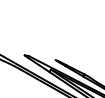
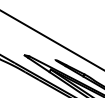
line: none -> present (51, 40)
